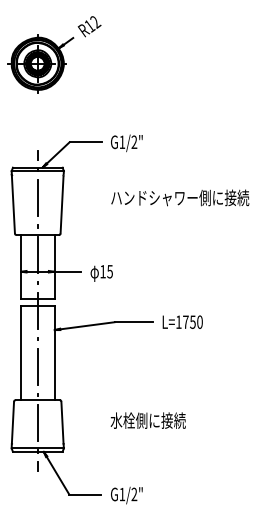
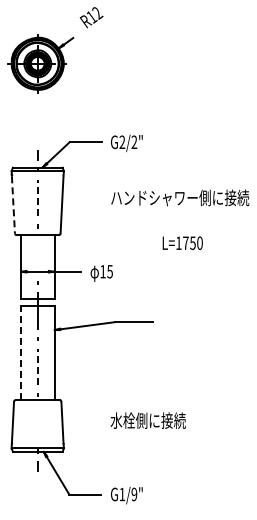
text position: (89, 26) -> (91, 17) (91, 17)
text: G1/2" -> G2/2" (122, 141)
line: solid -> dashed (37, 198)
line: solid -> dashed (13, 204)
line: present -> none (37, 254)
text position: (182, 321) -> (182, 242) (182, 242)
line: solid -> dashed (20, 352)
line: solid -> dashed (37, 367)
line: present -> none (37, 423)
text: G1/2" -> G1/9" (134, 494)
